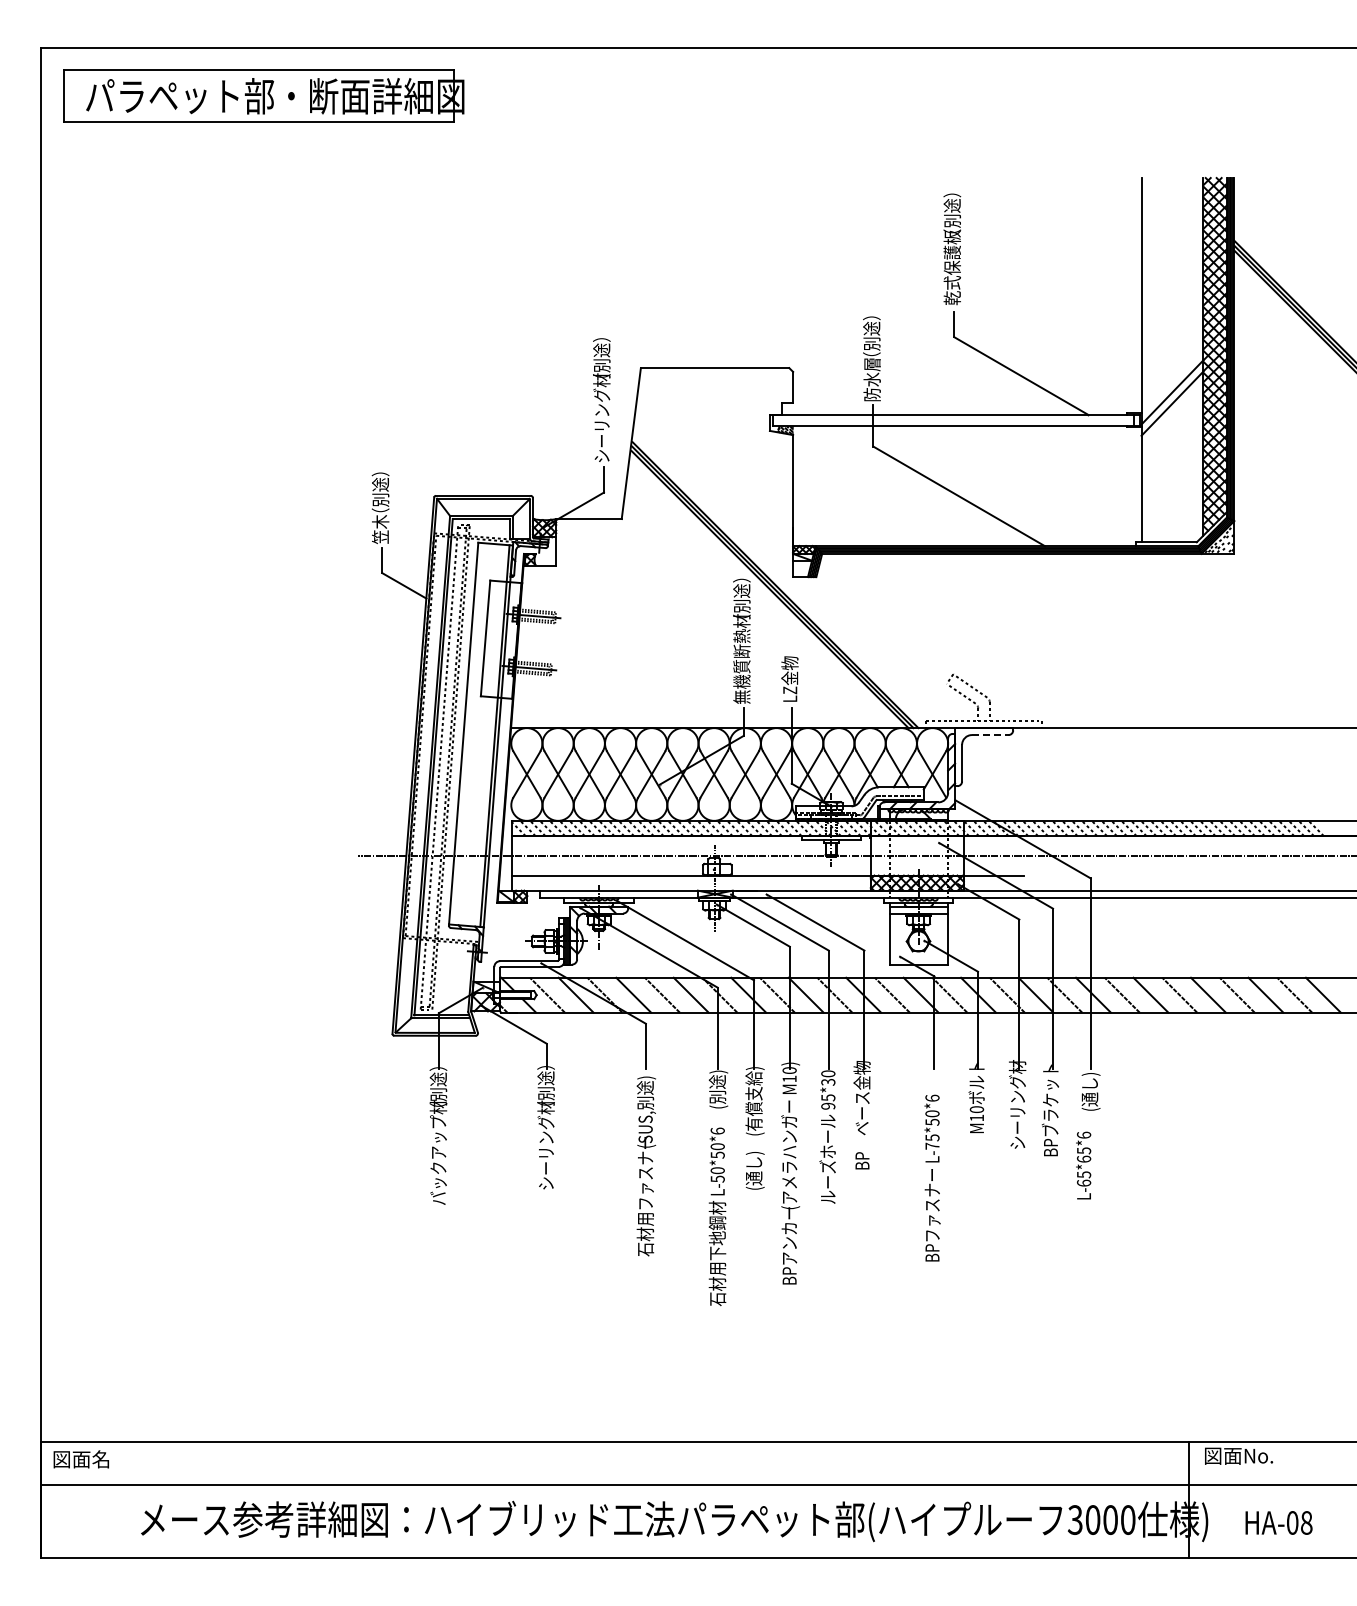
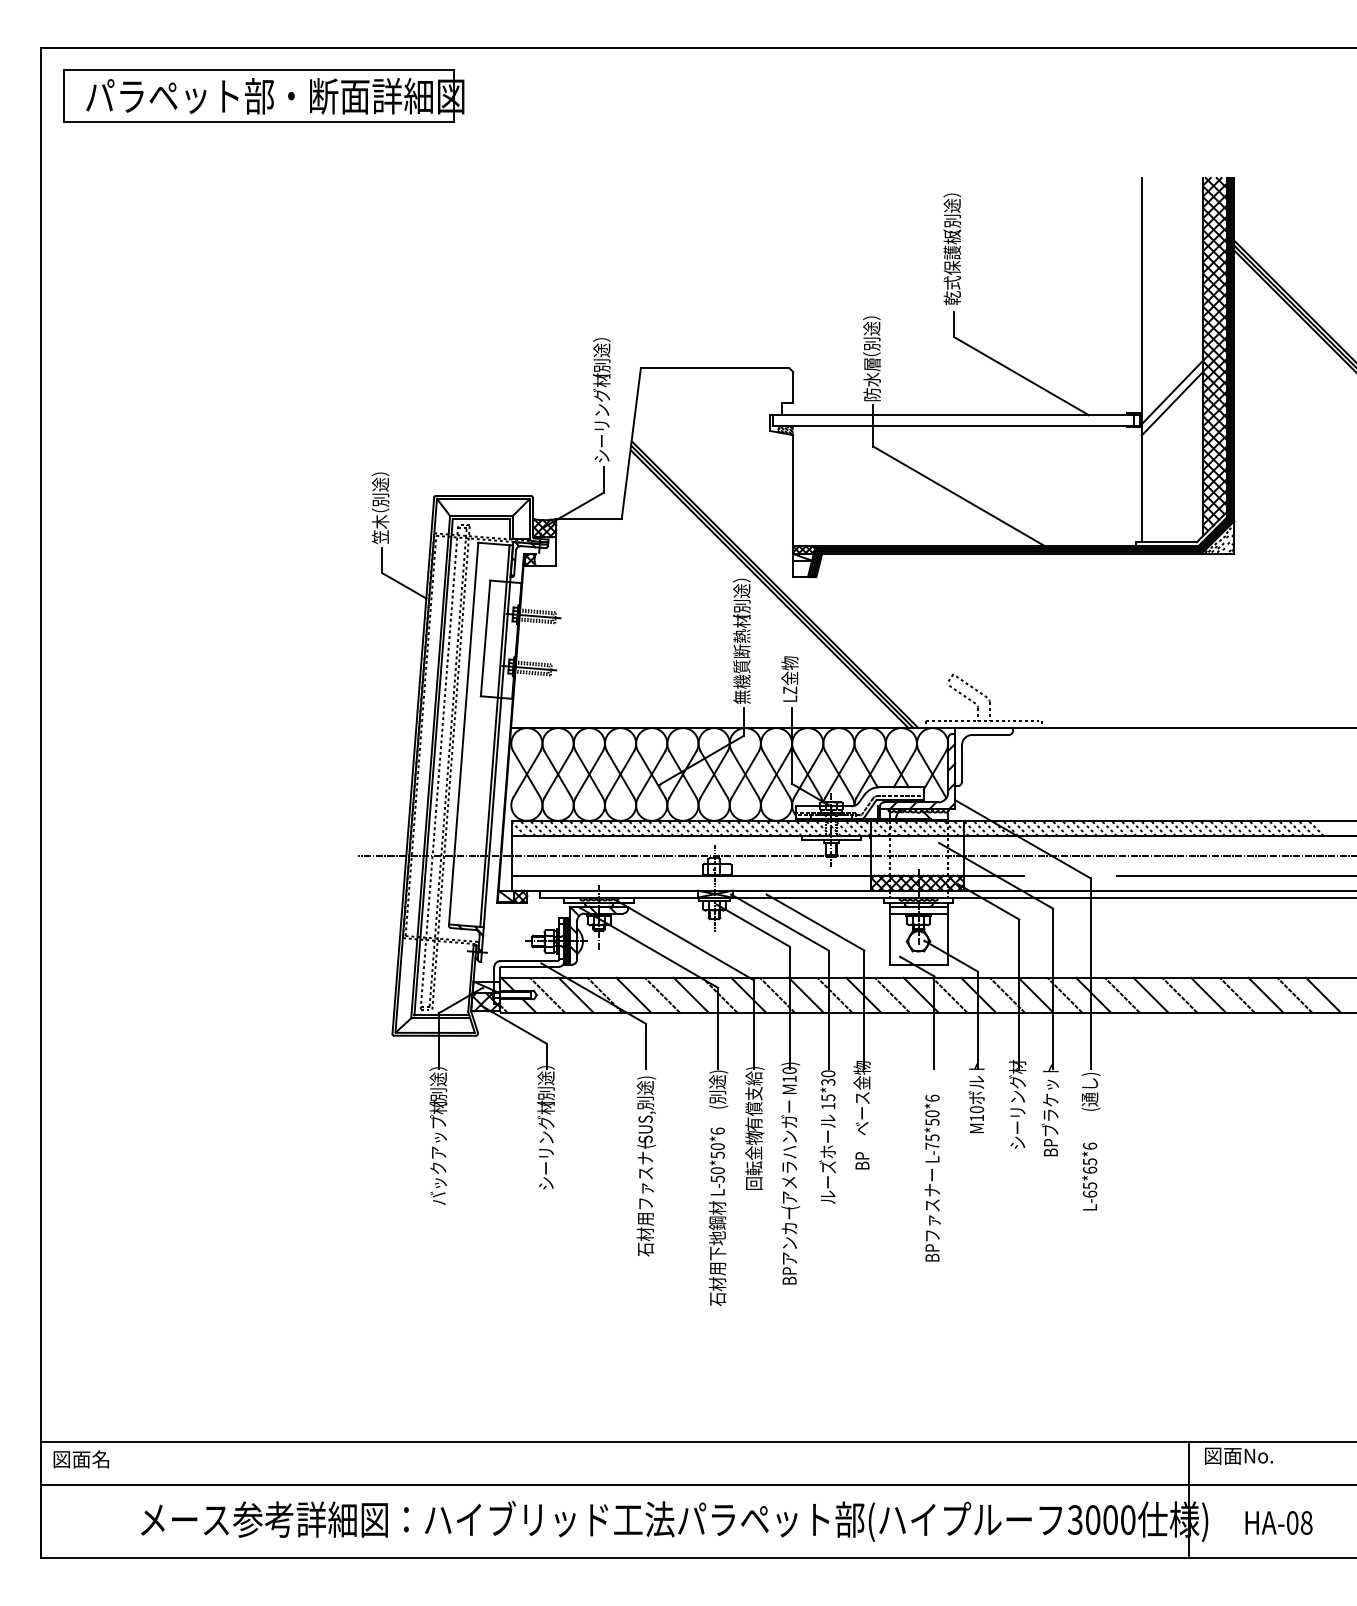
line: dashed -> solid (990, 735)
line: none -> present (1234, 875)
text: 95*30 -> 15*30 (828, 1105)
text: (通し) -> 回転金物 (754, 1160)
text position: (1083, 1165) -> (1089, 1176) (1089, 1176)
